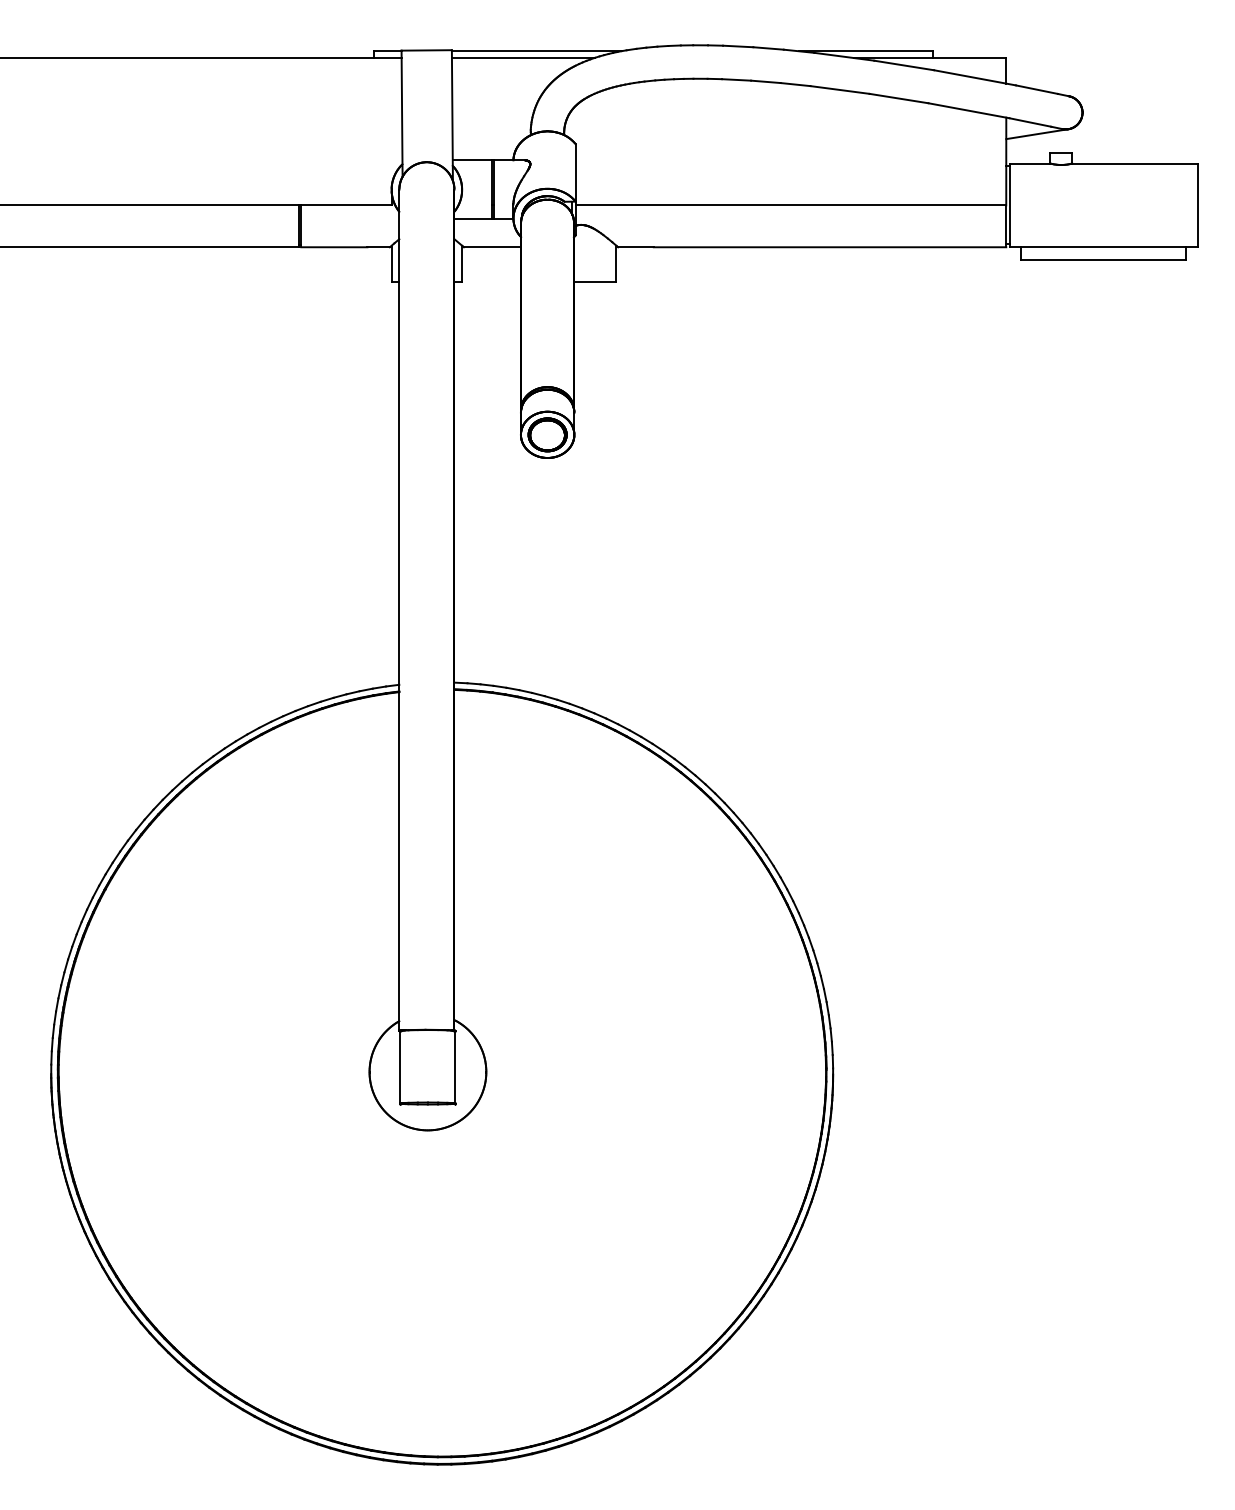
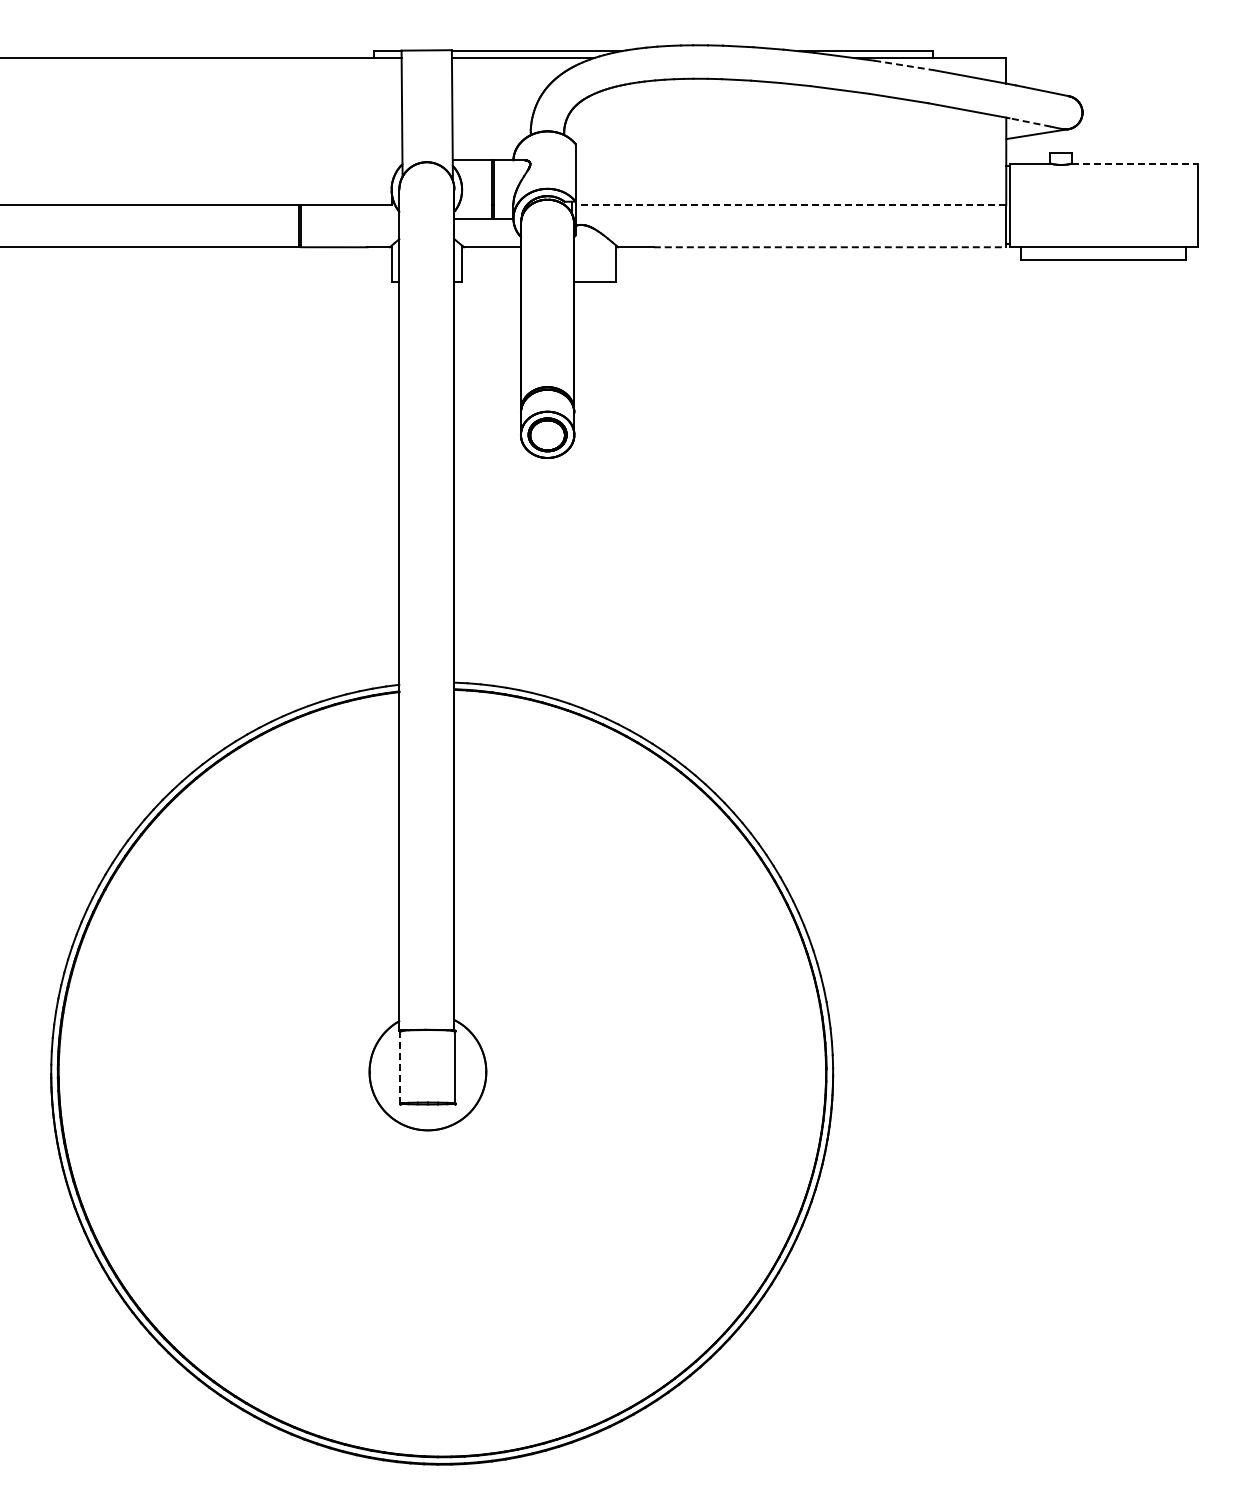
line: solid -> dashed (904, 65)
line: solid -> dashed (1029, 122)
line: solid -> dashed (1135, 163)
line: solid -> dashed (790, 205)
line: solid -> dashed (830, 247)
line: solid -> dashed (400, 1067)
